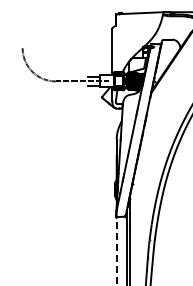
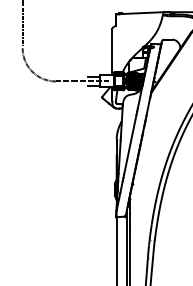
line: none -> present (22, 23)
line: dashed -> solid (116, 250)
